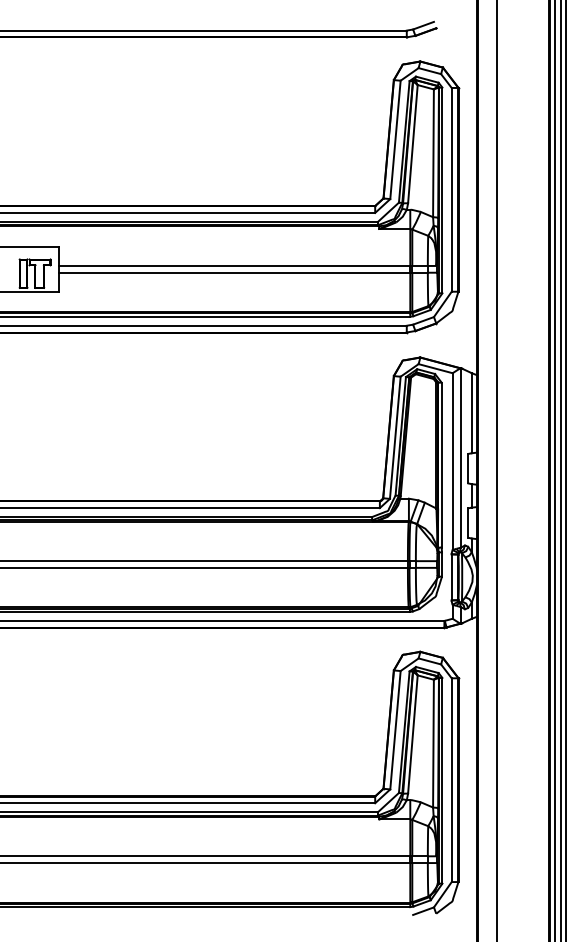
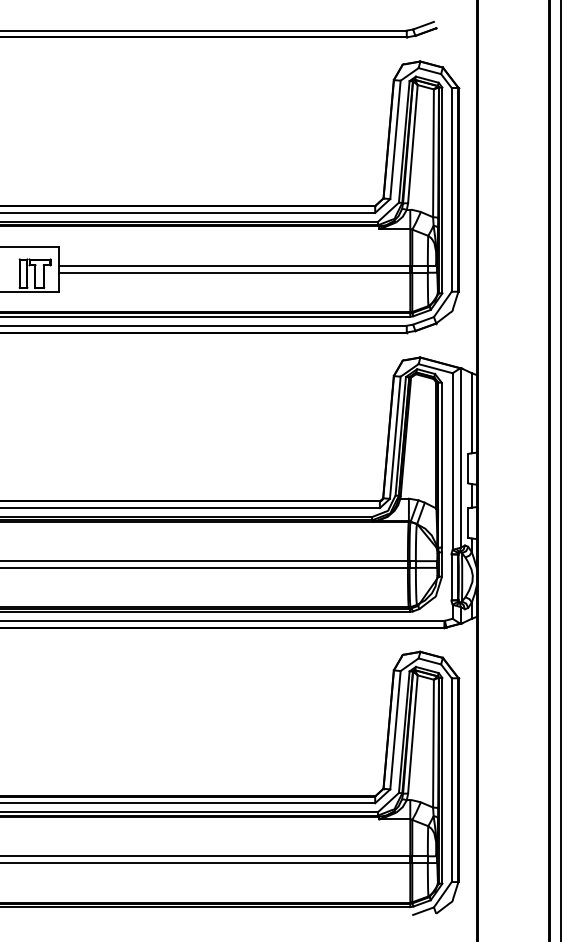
line: present -> none (497, 470)
line: present -> none (555, 470)
line: present -> none (565, 470)
